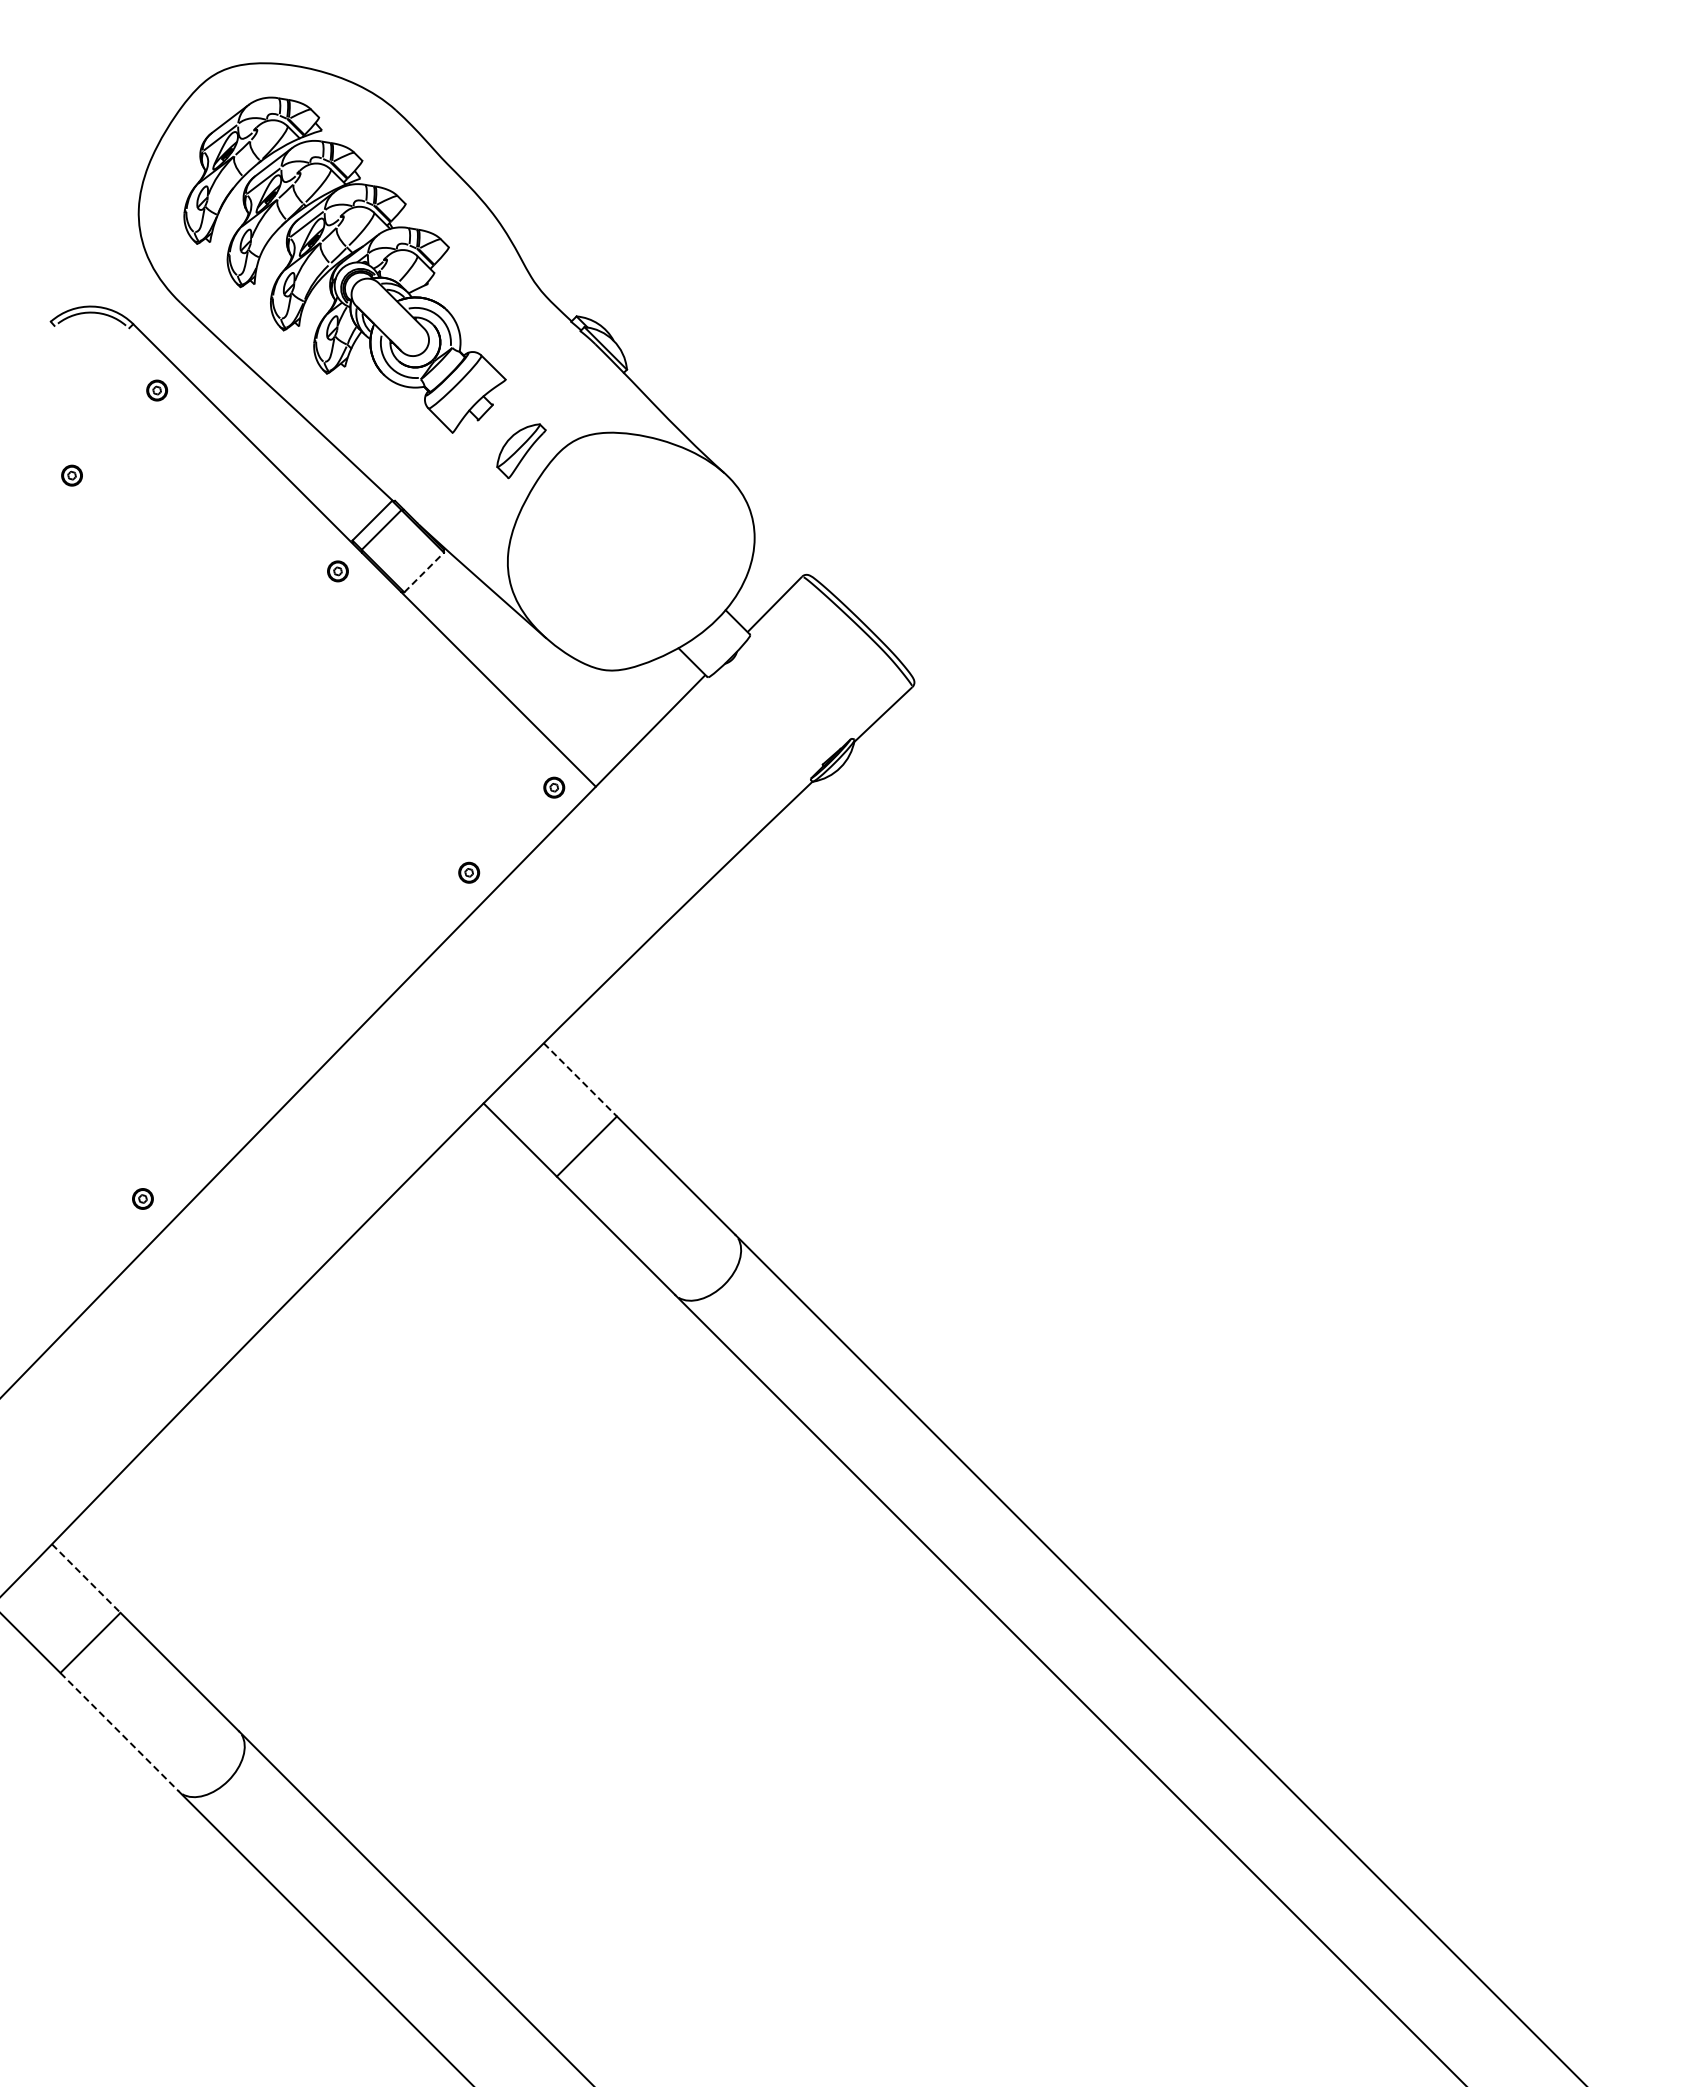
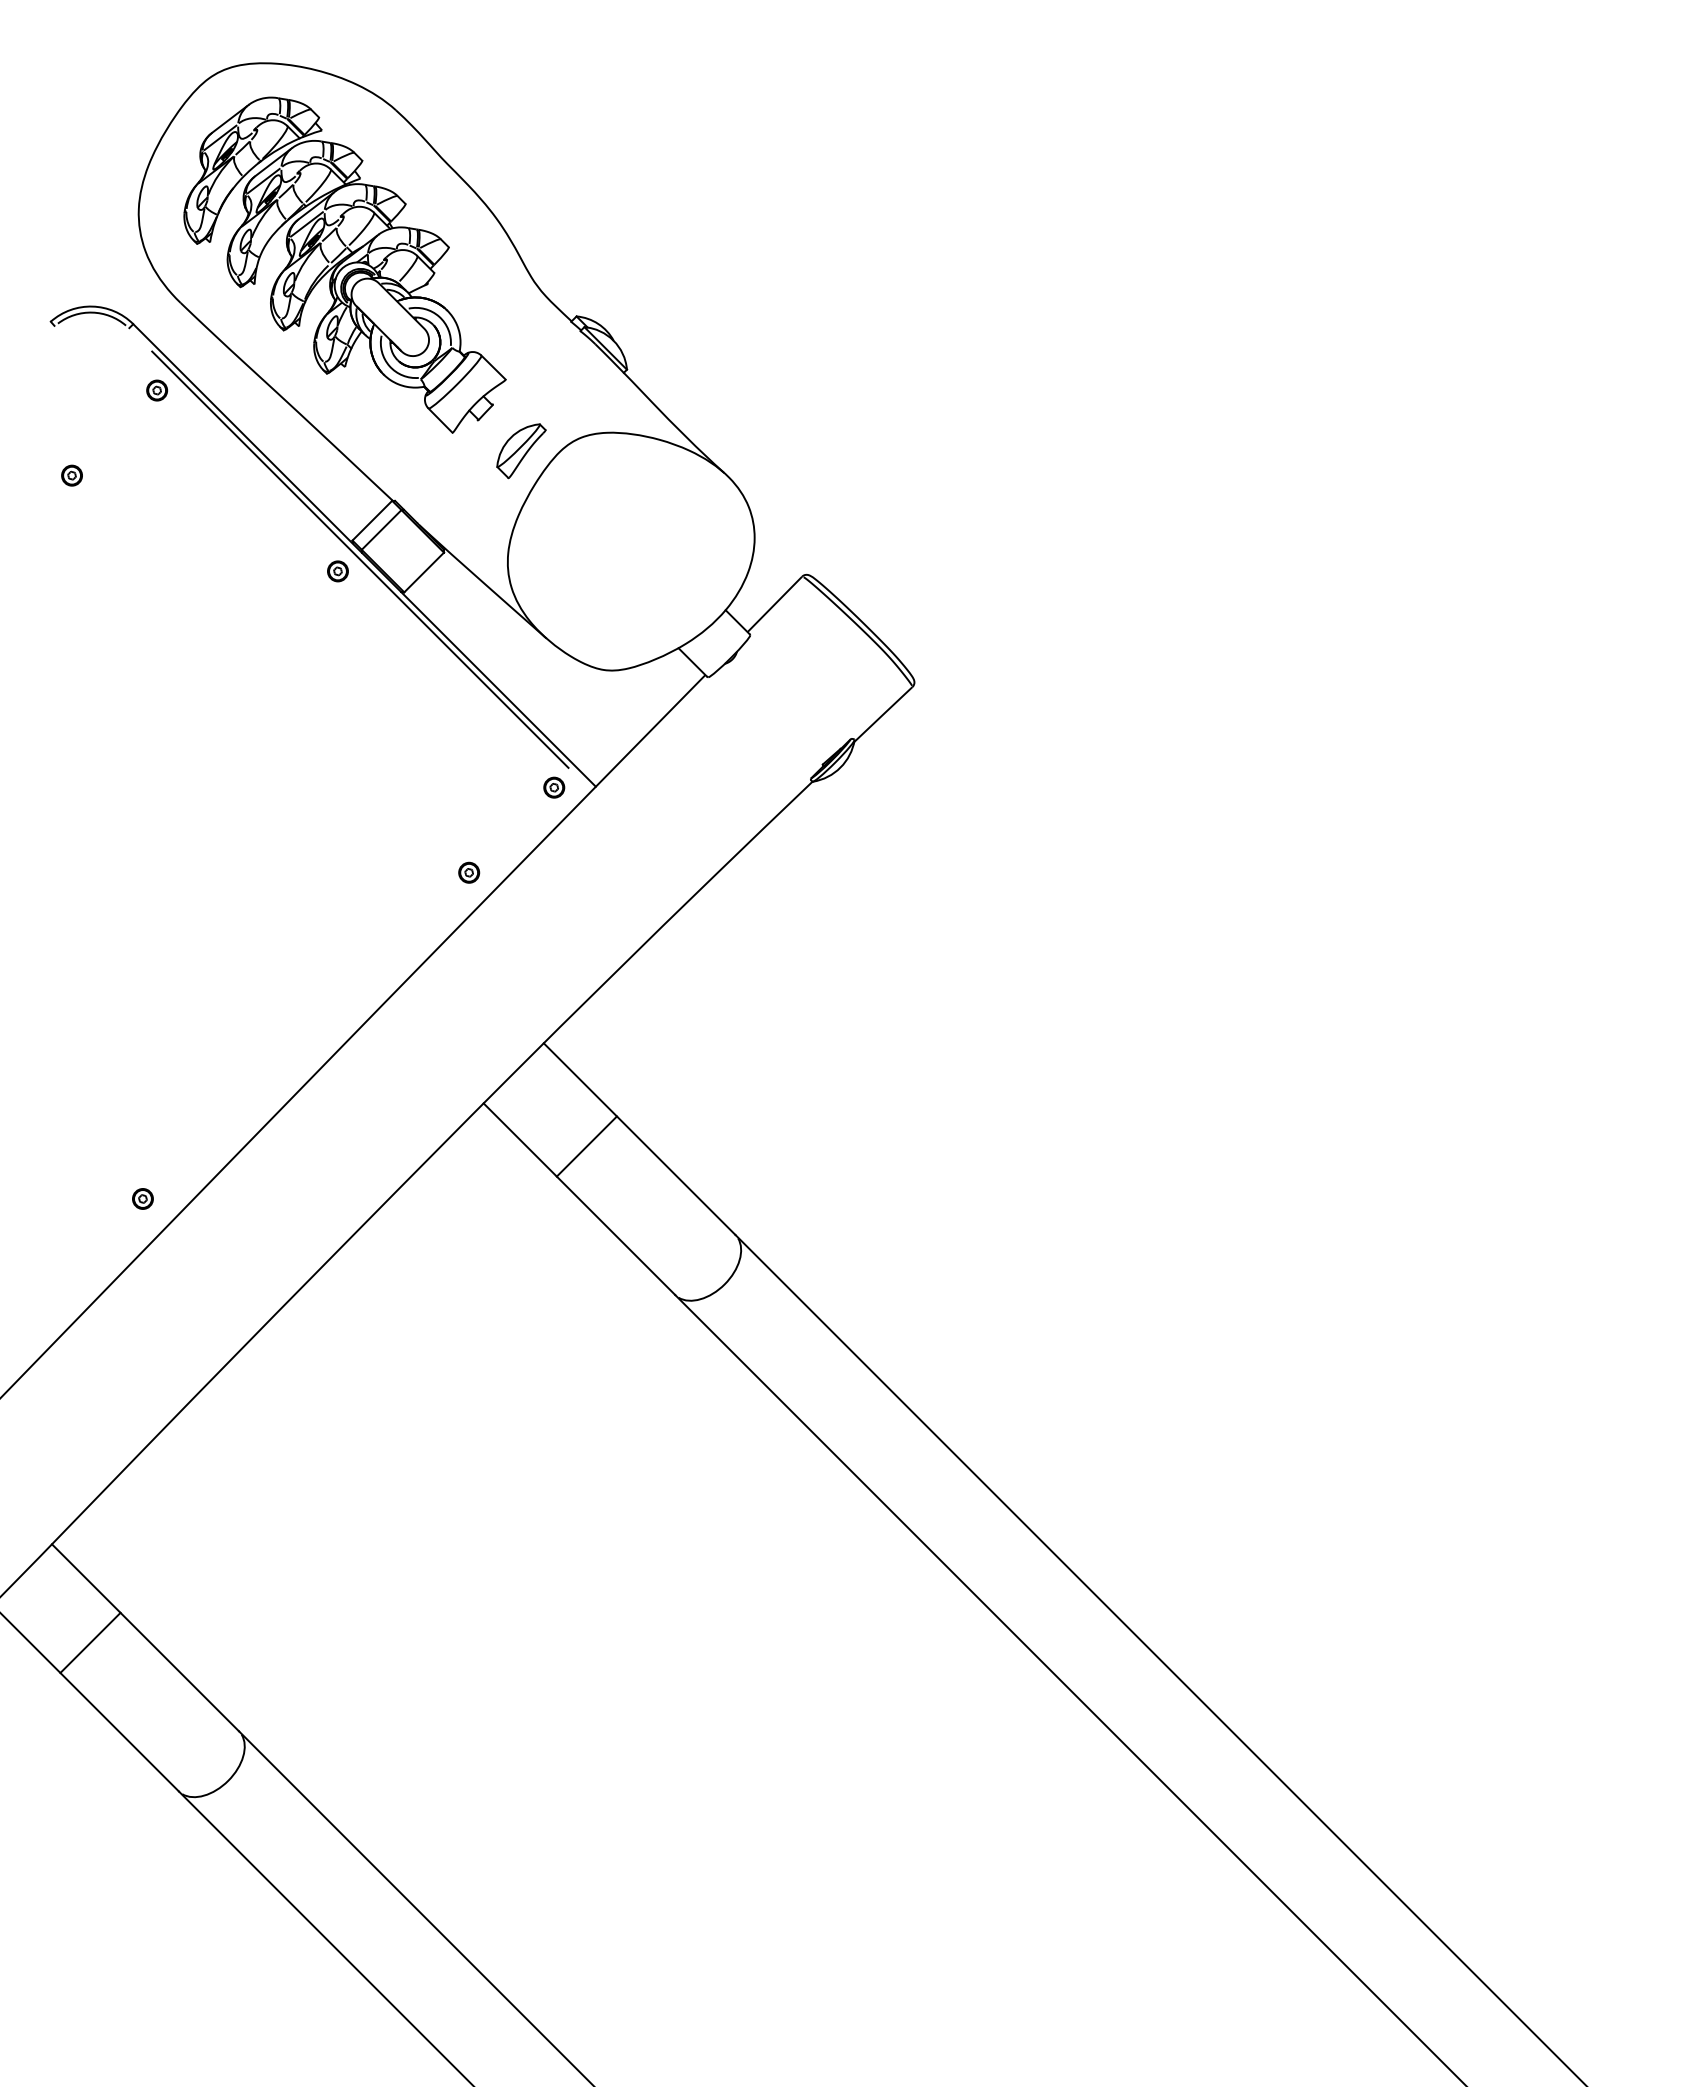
line: none -> present (360, 559)
line: dashed -> solid (424, 572)
line: dashed -> solid (580, 1079)
line: dashed -> solid (86, 1578)
line: dashed -> solid (119, 1732)
